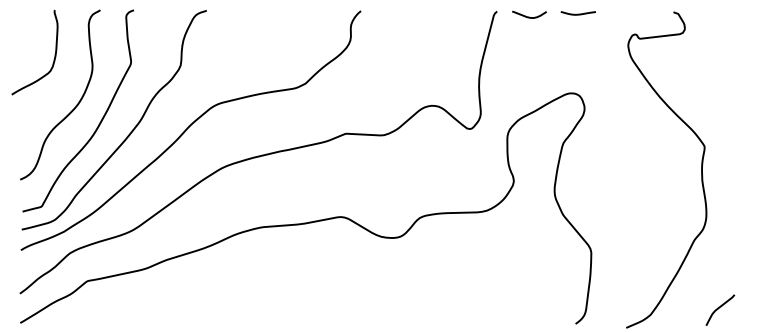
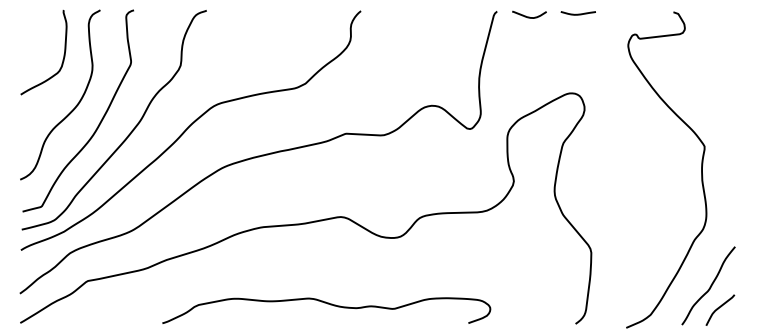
curve position: (54, 54) -> (63, 54) (63, 54)
curve: none -> present (709, 286)
curve: none -> present (327, 304)
